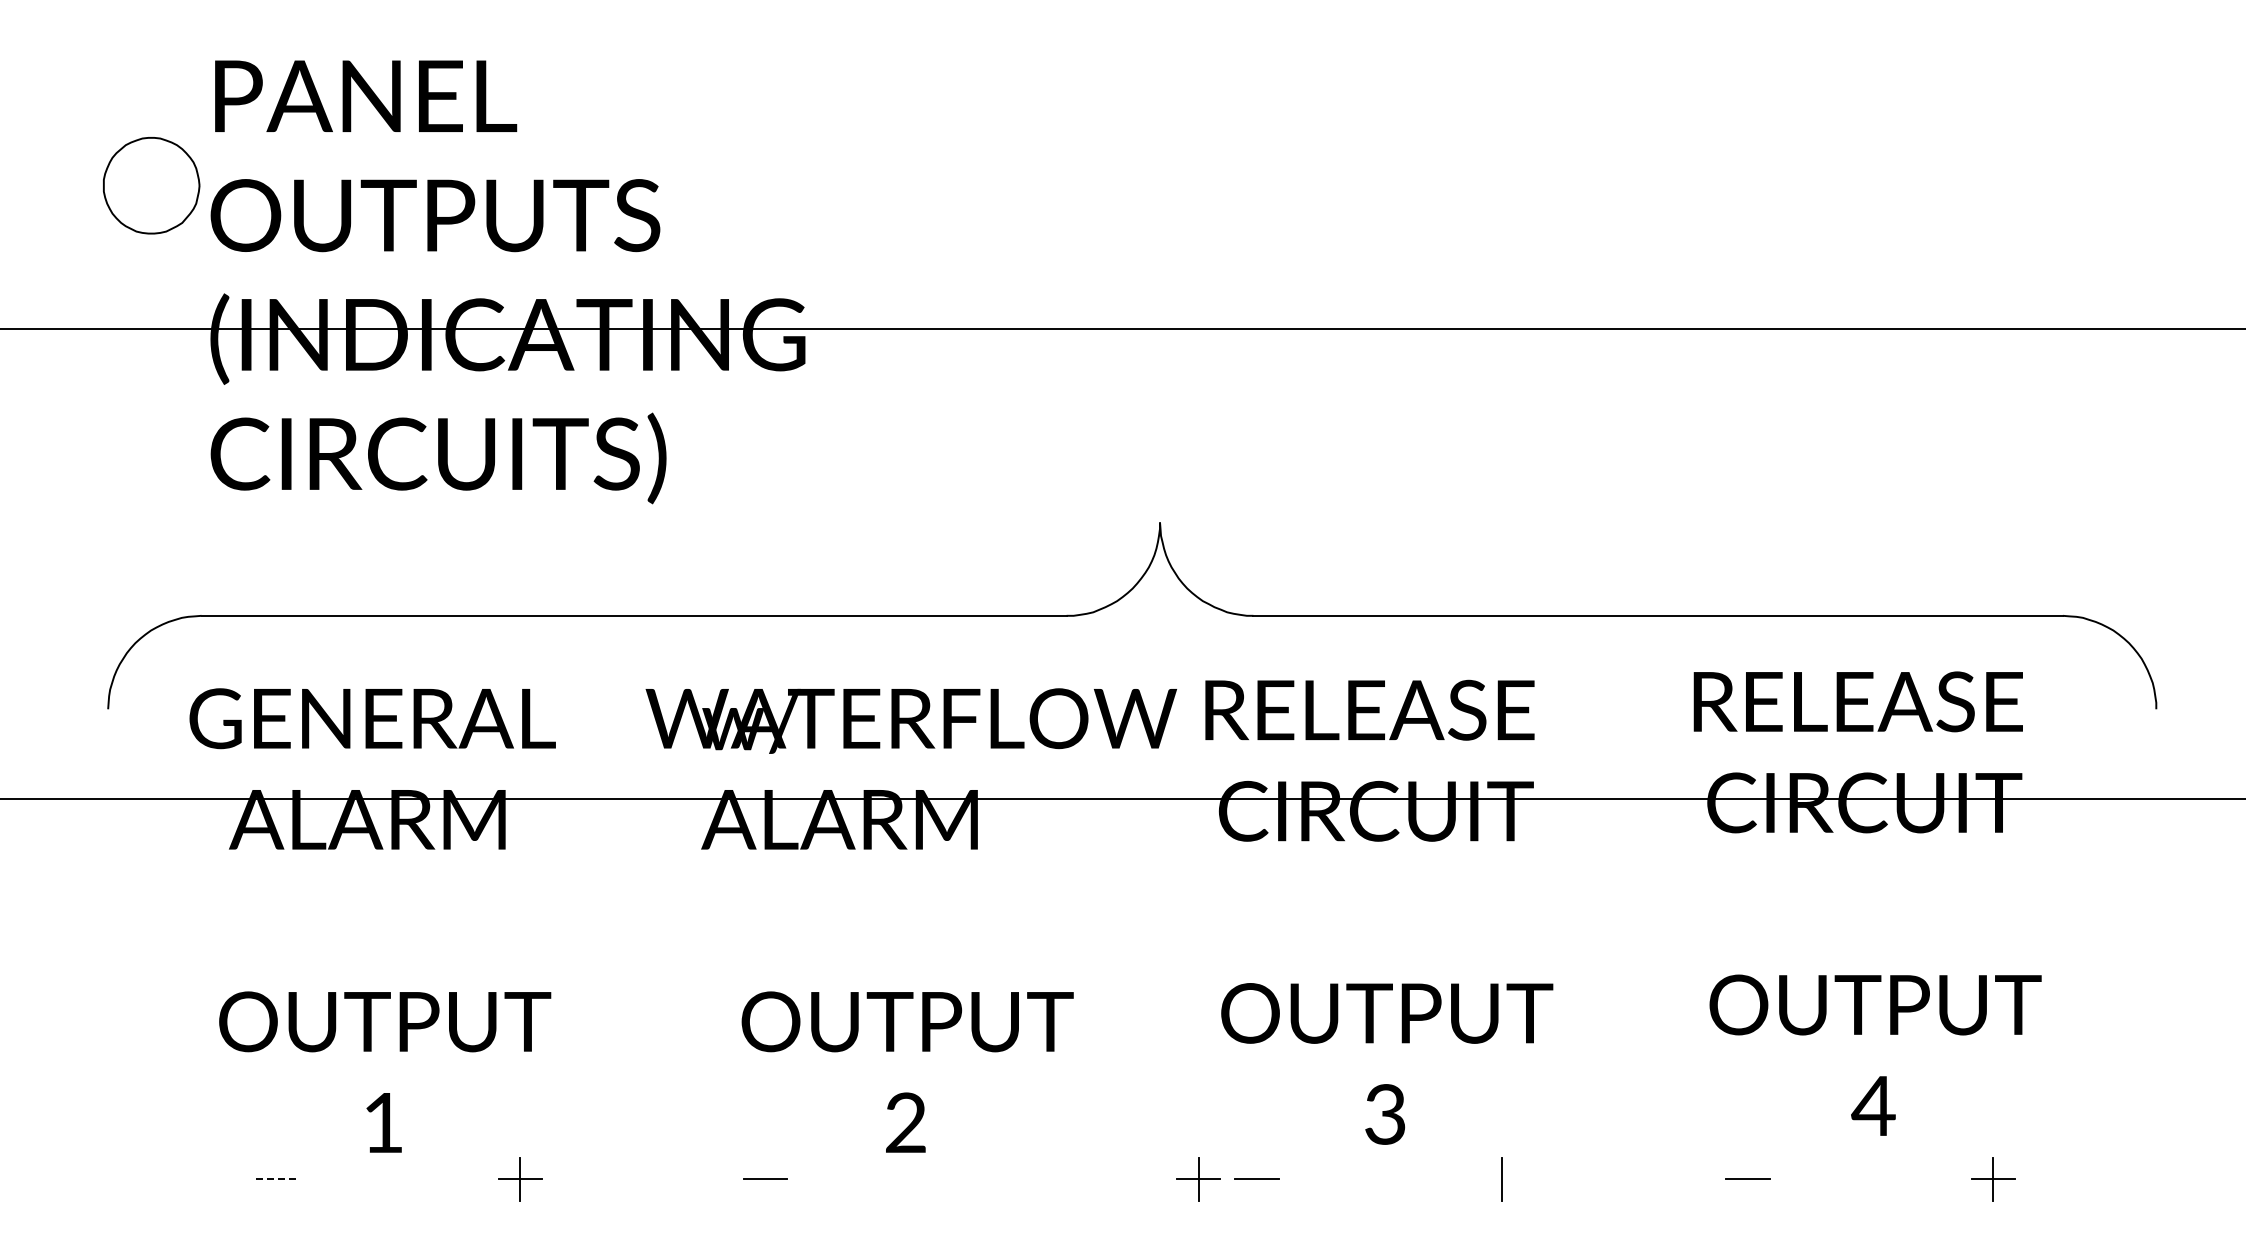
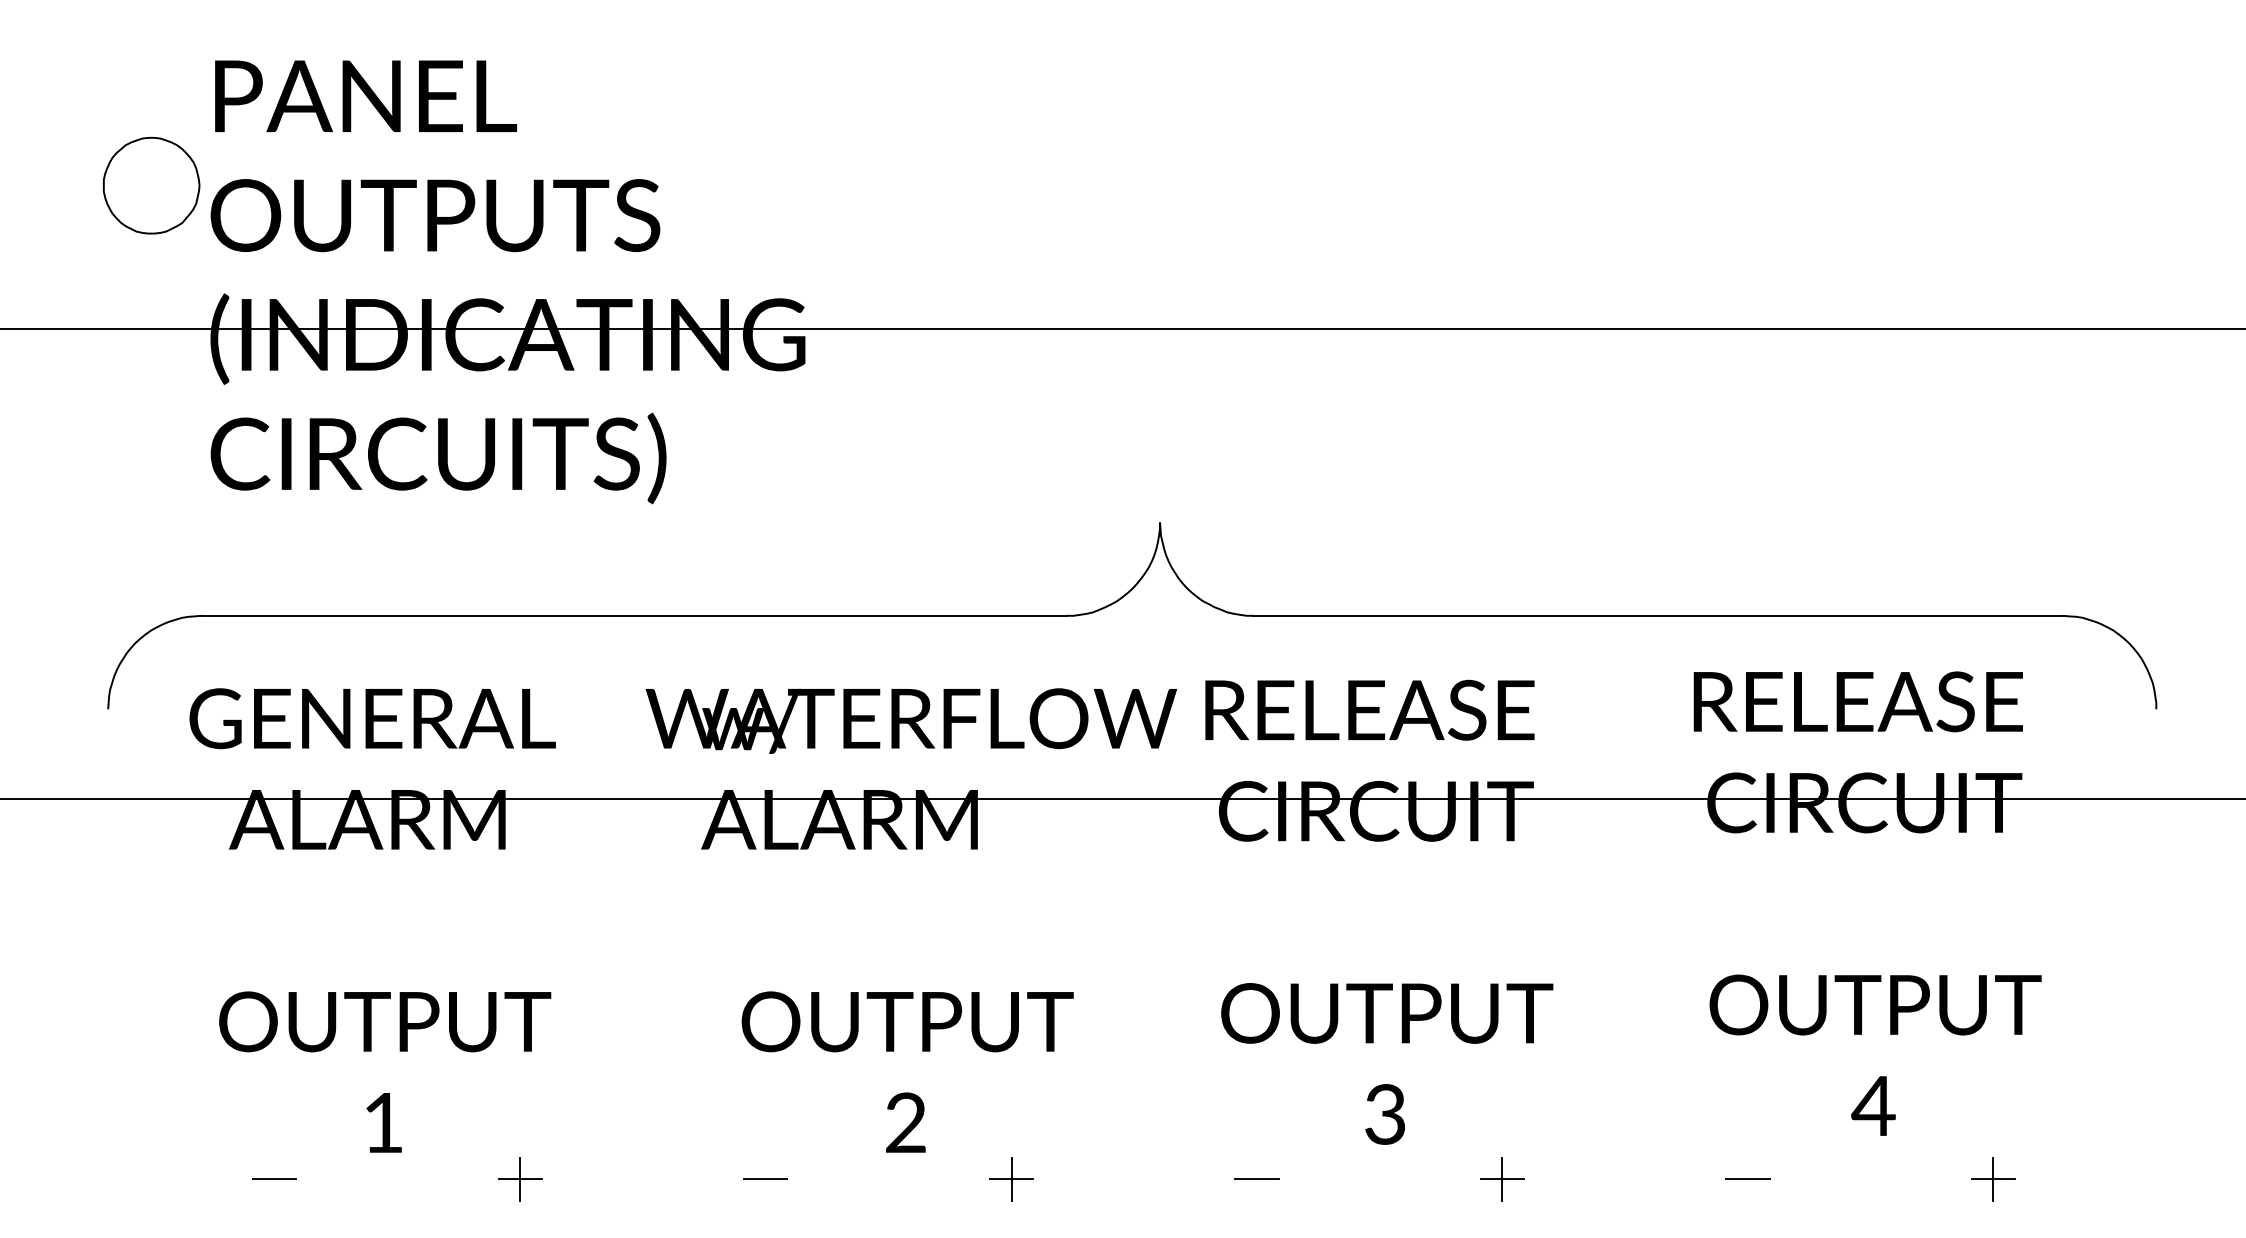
line: dashed -> solid (274, 1179)
part position: (1198, 1179) -> (1011, 1179) (1011, 1179)
line: none -> present (1502, 1179)
